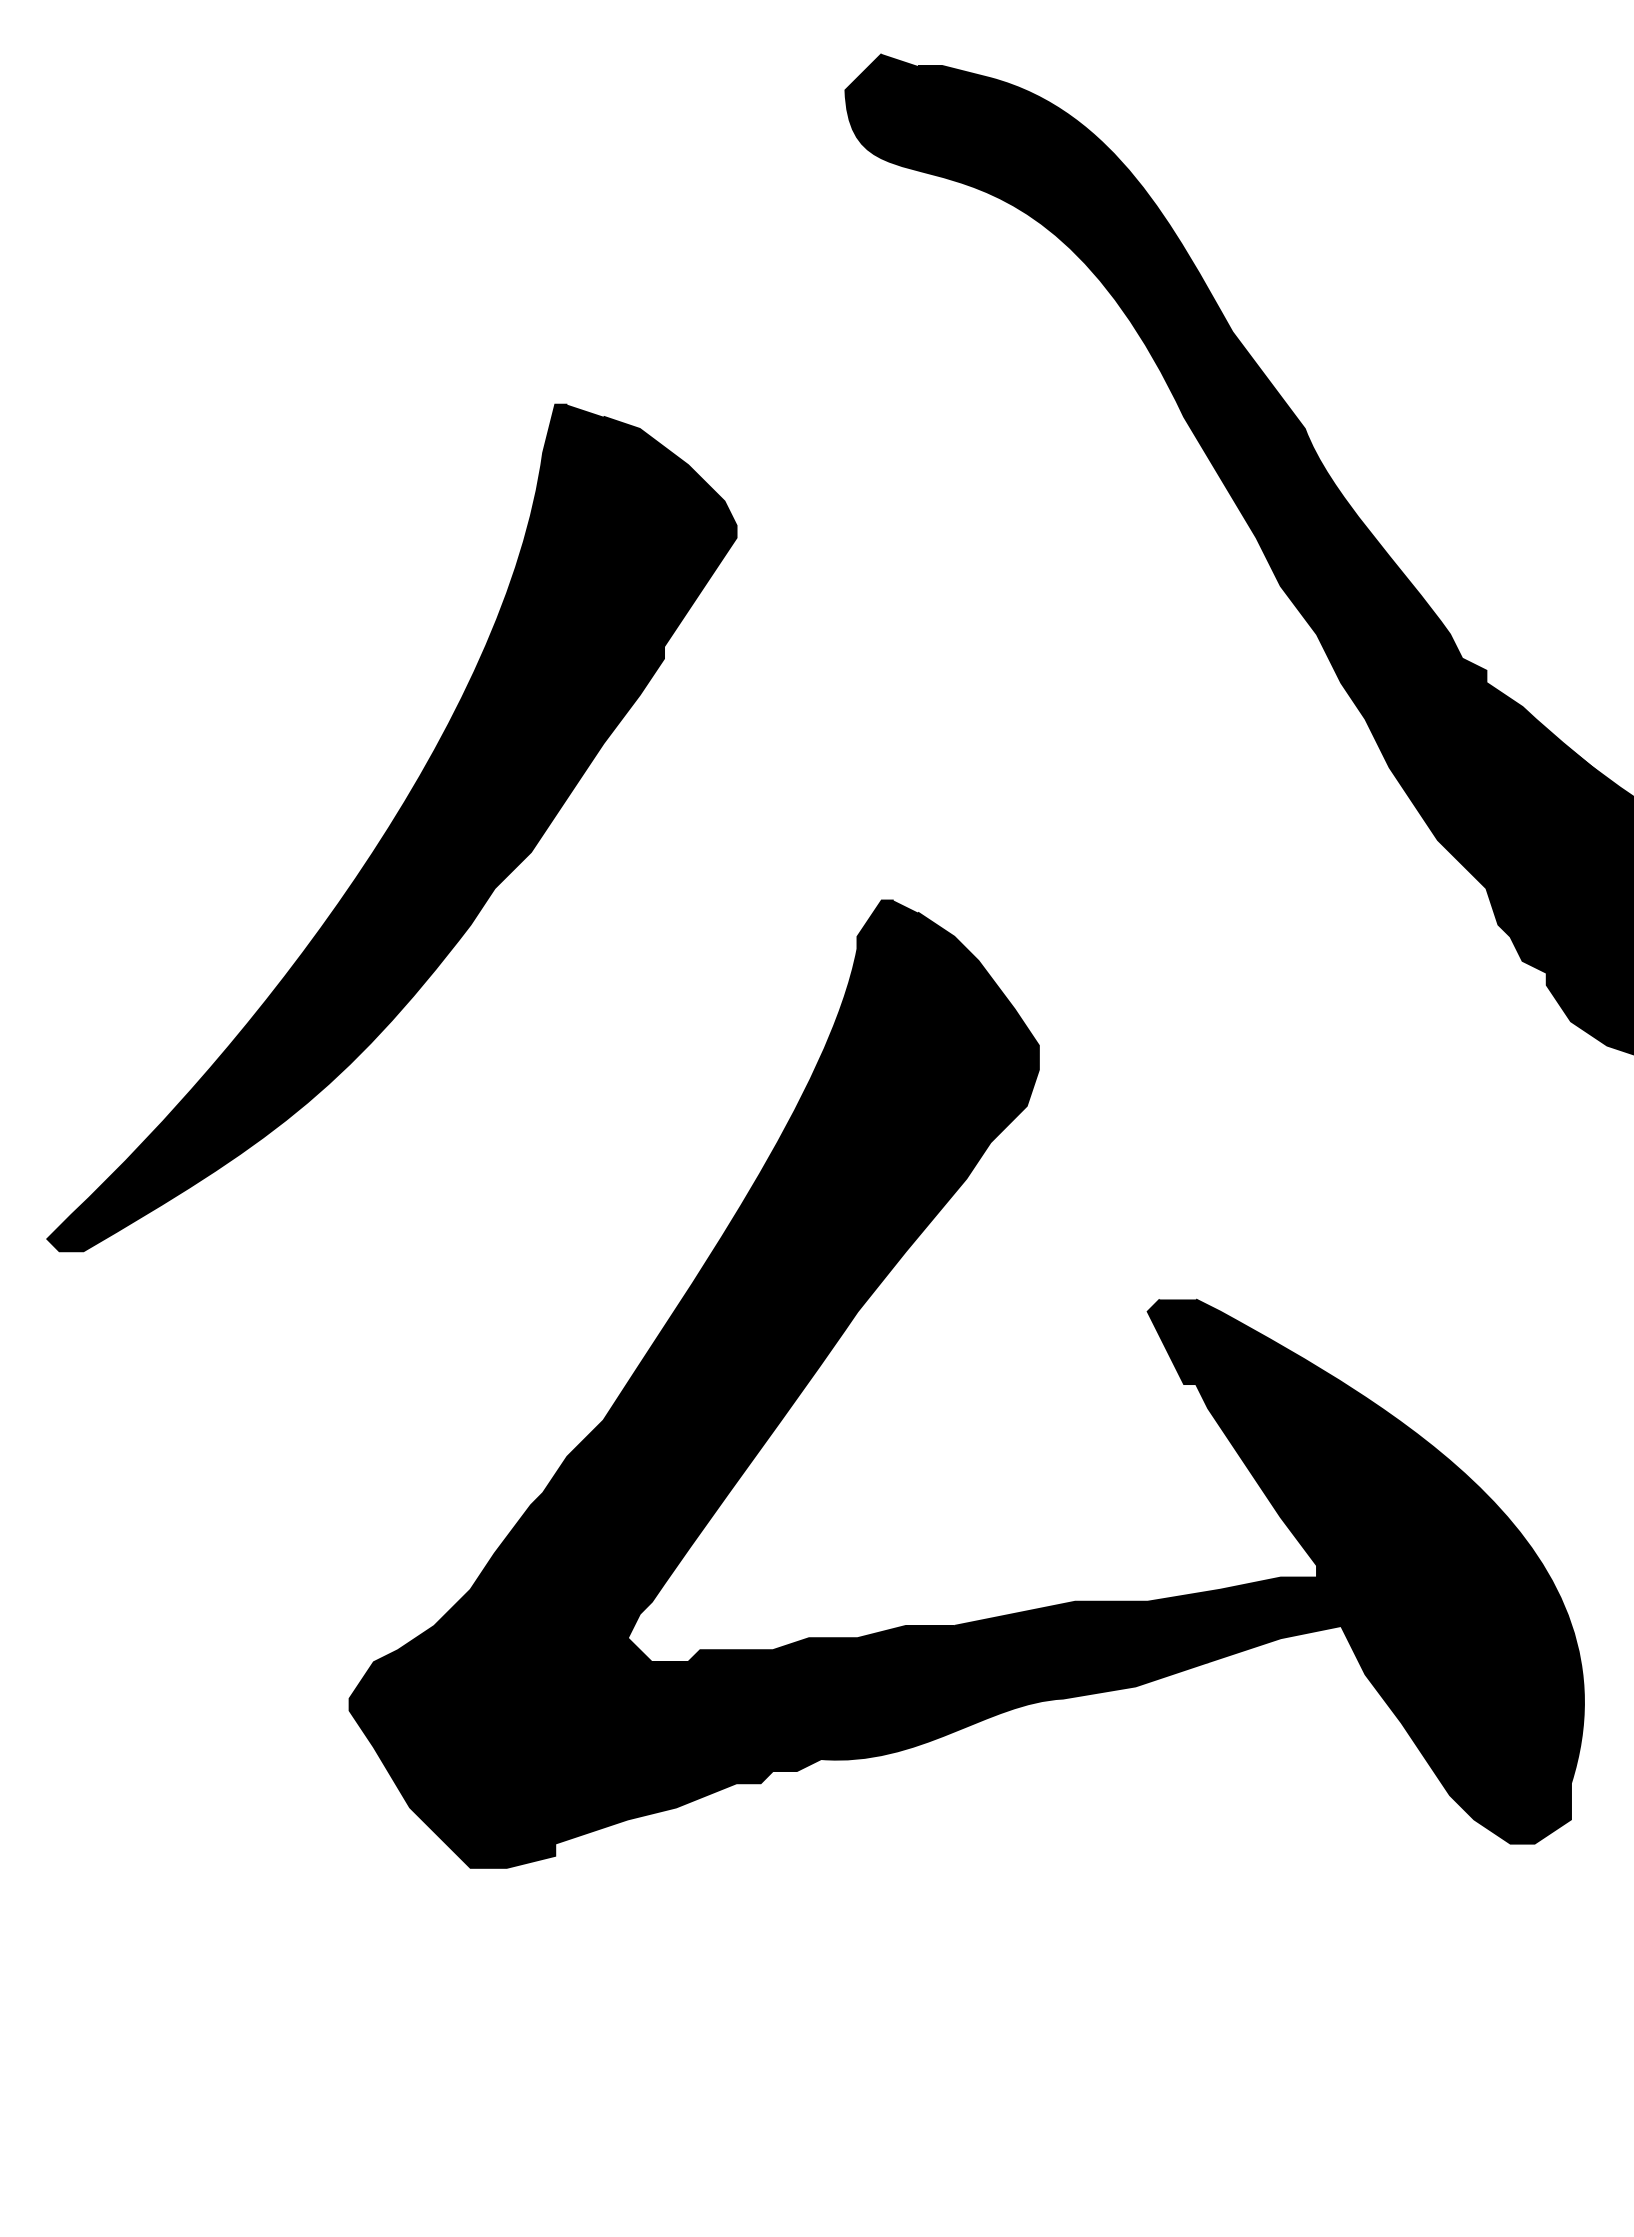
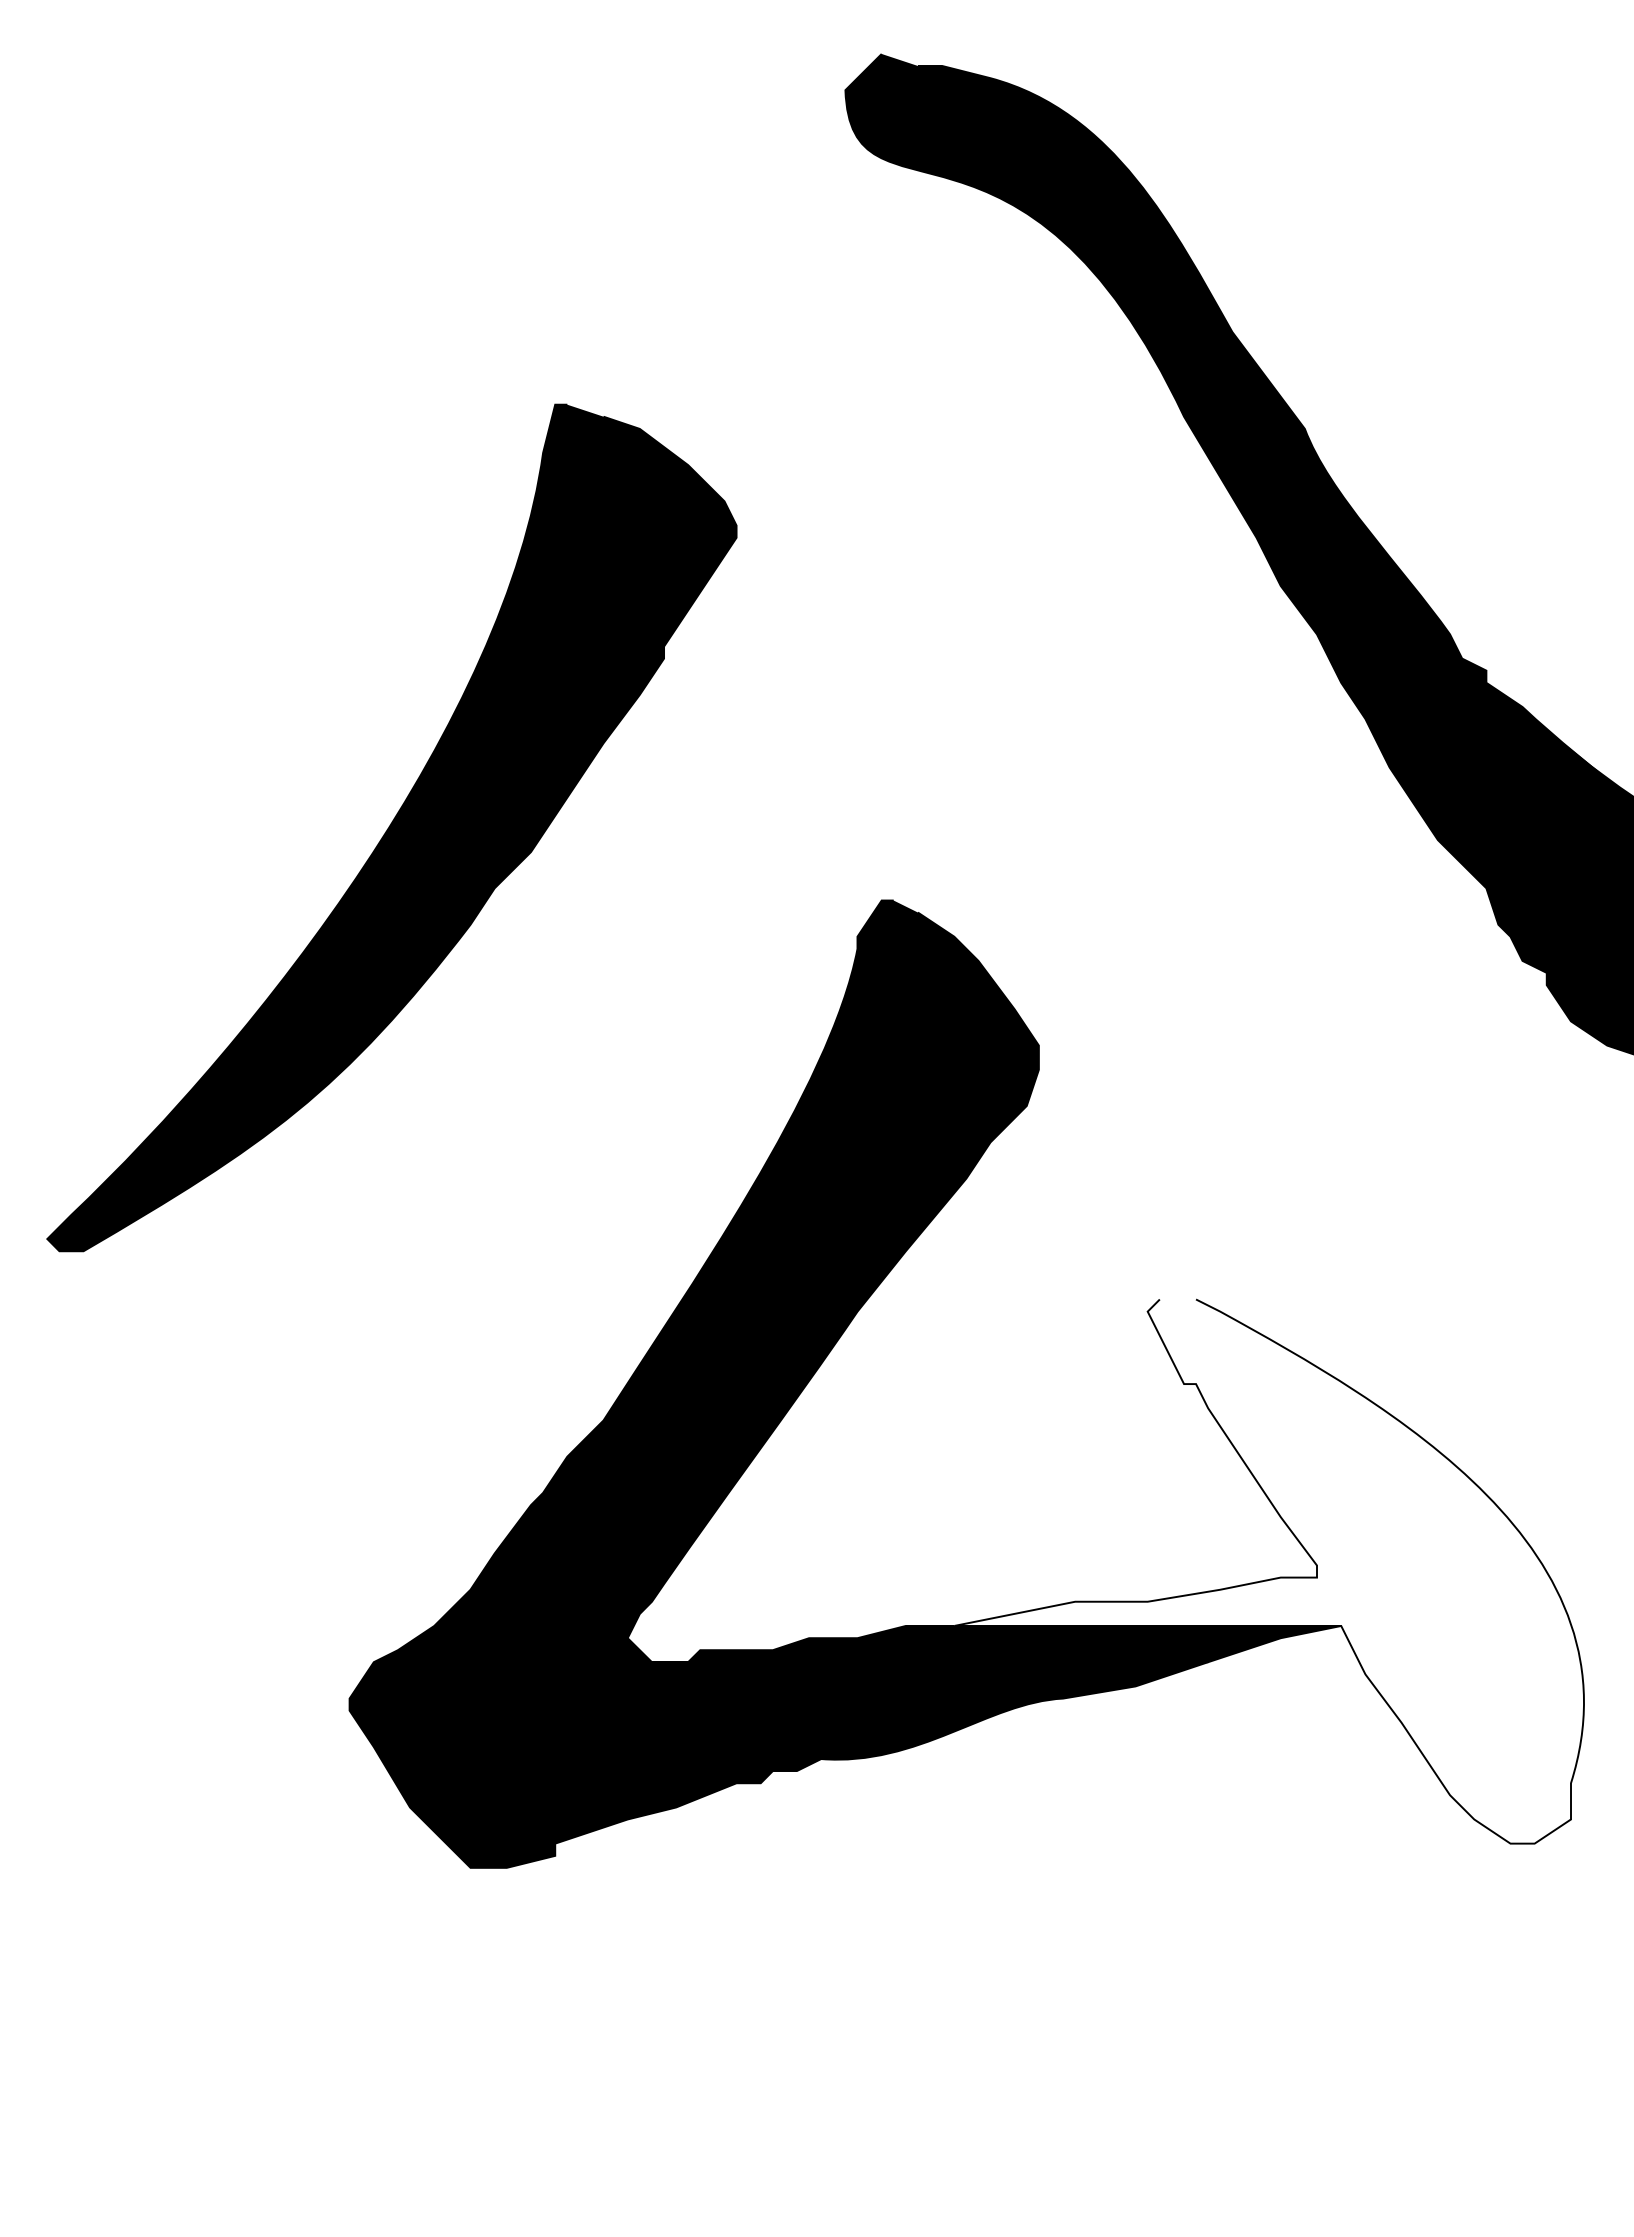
fill: present -> none (1268, 1571)
